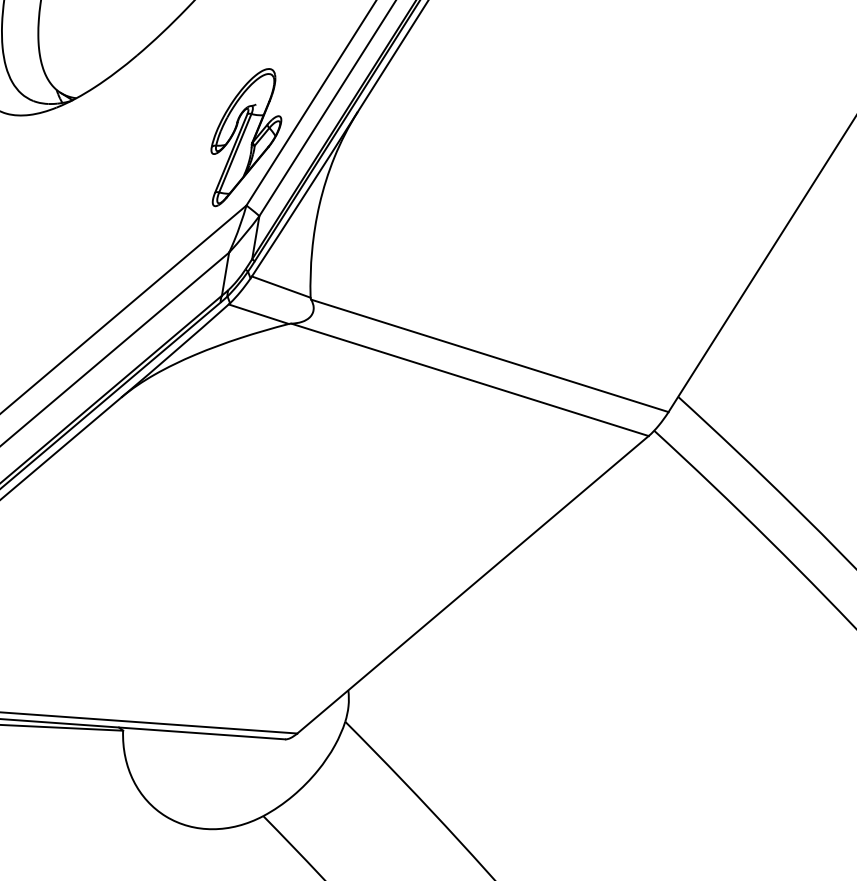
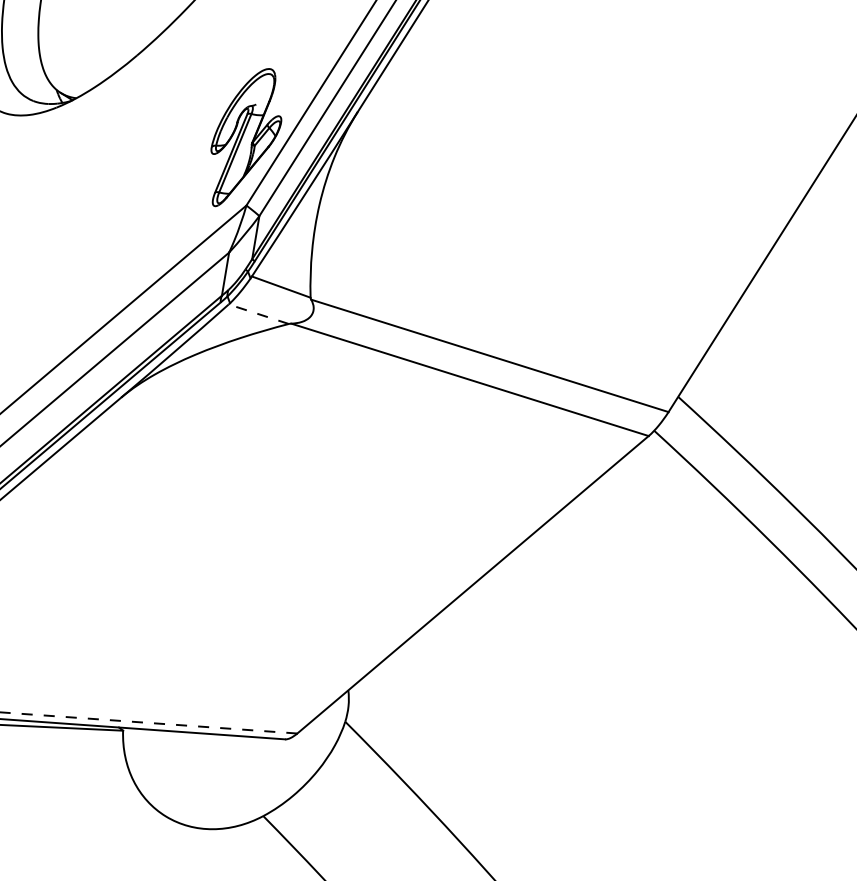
line: solid -> dashed (258, 314)
line: solid -> dashed (149, 722)
